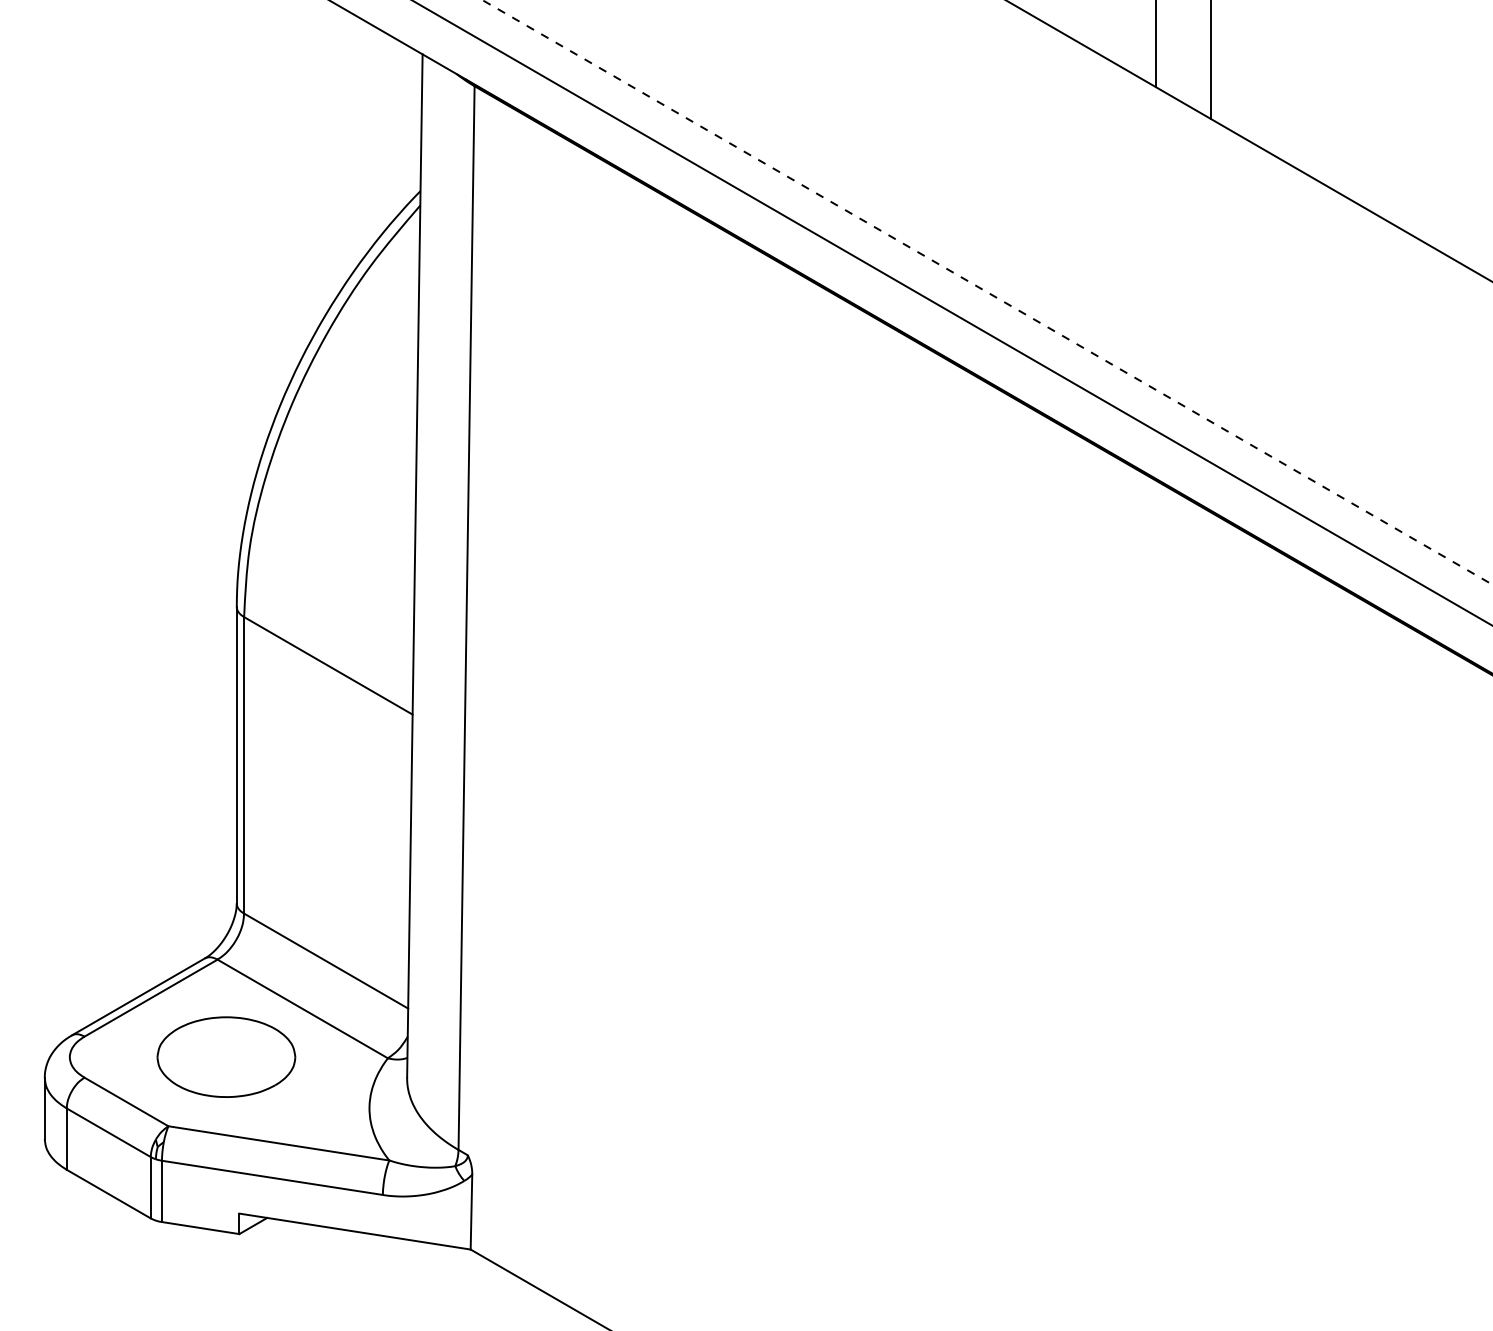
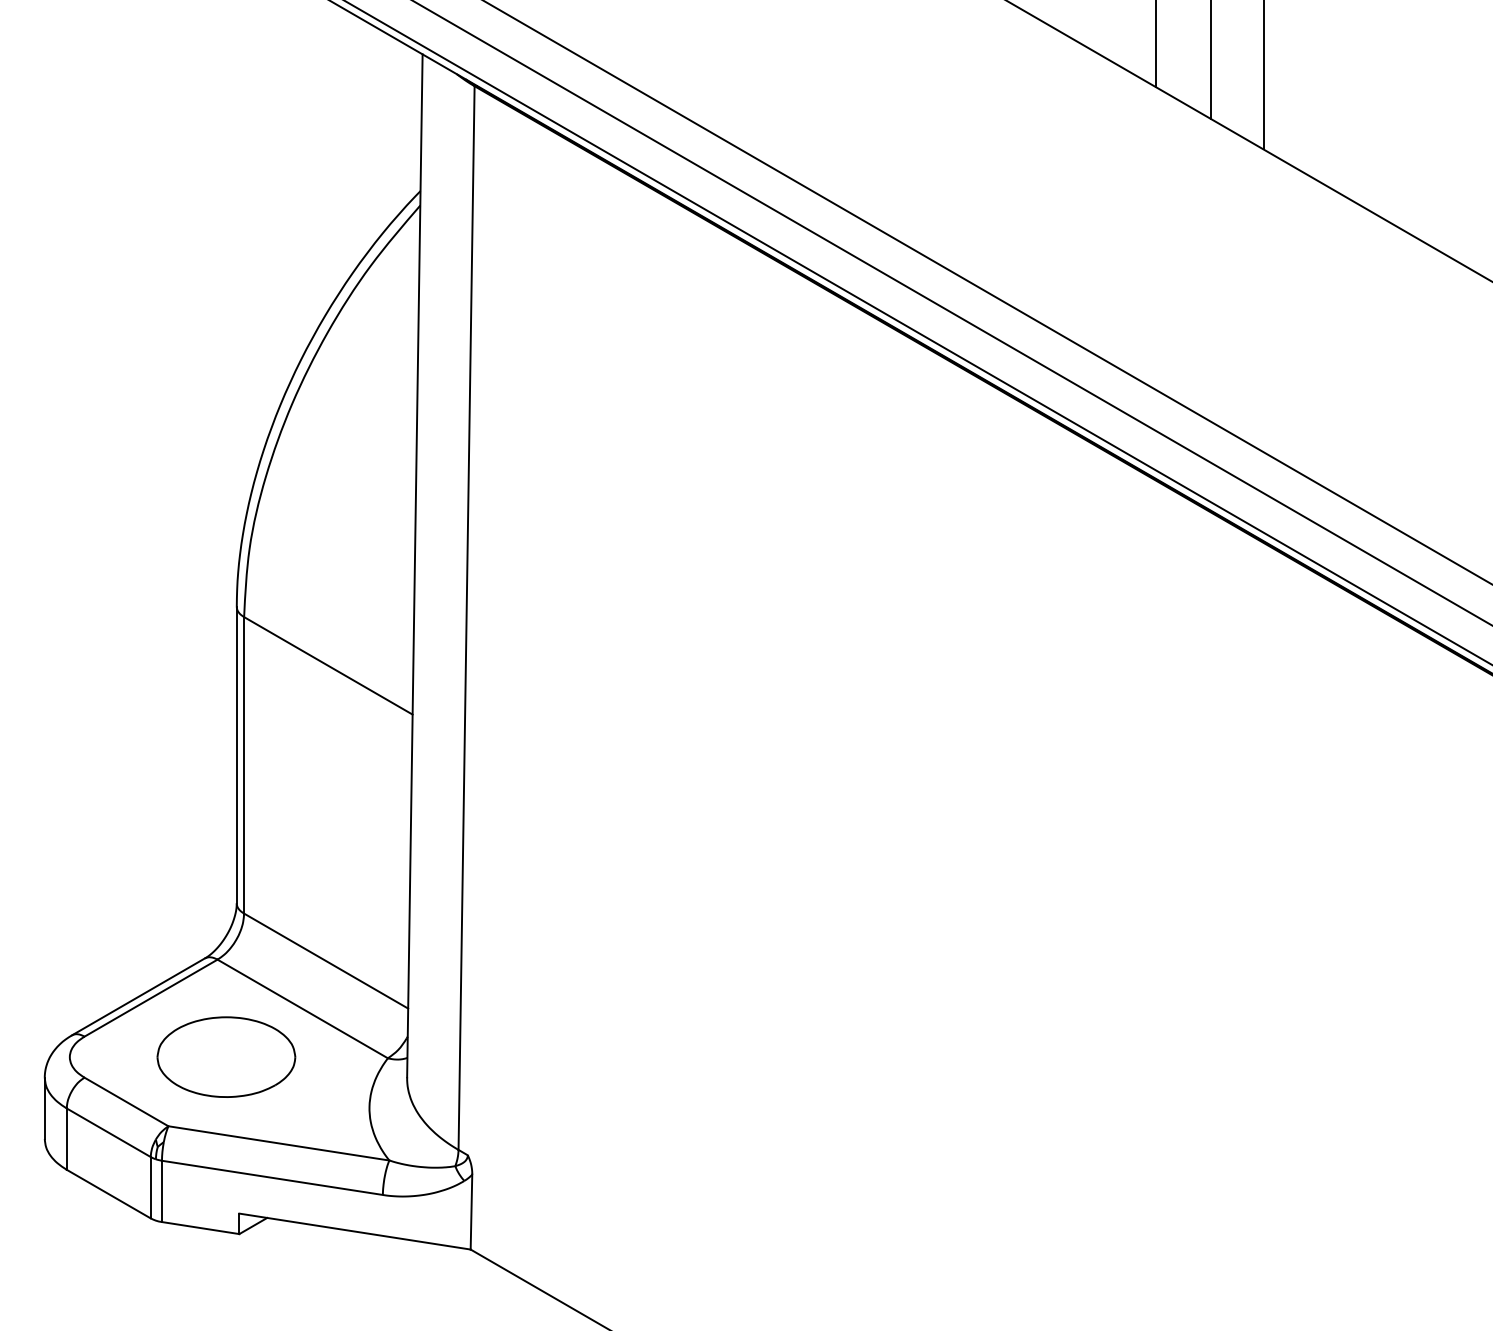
line: none -> present (1263, 75)
line: dashed -> solid (987, 292)
line: none -> present (917, 332)
